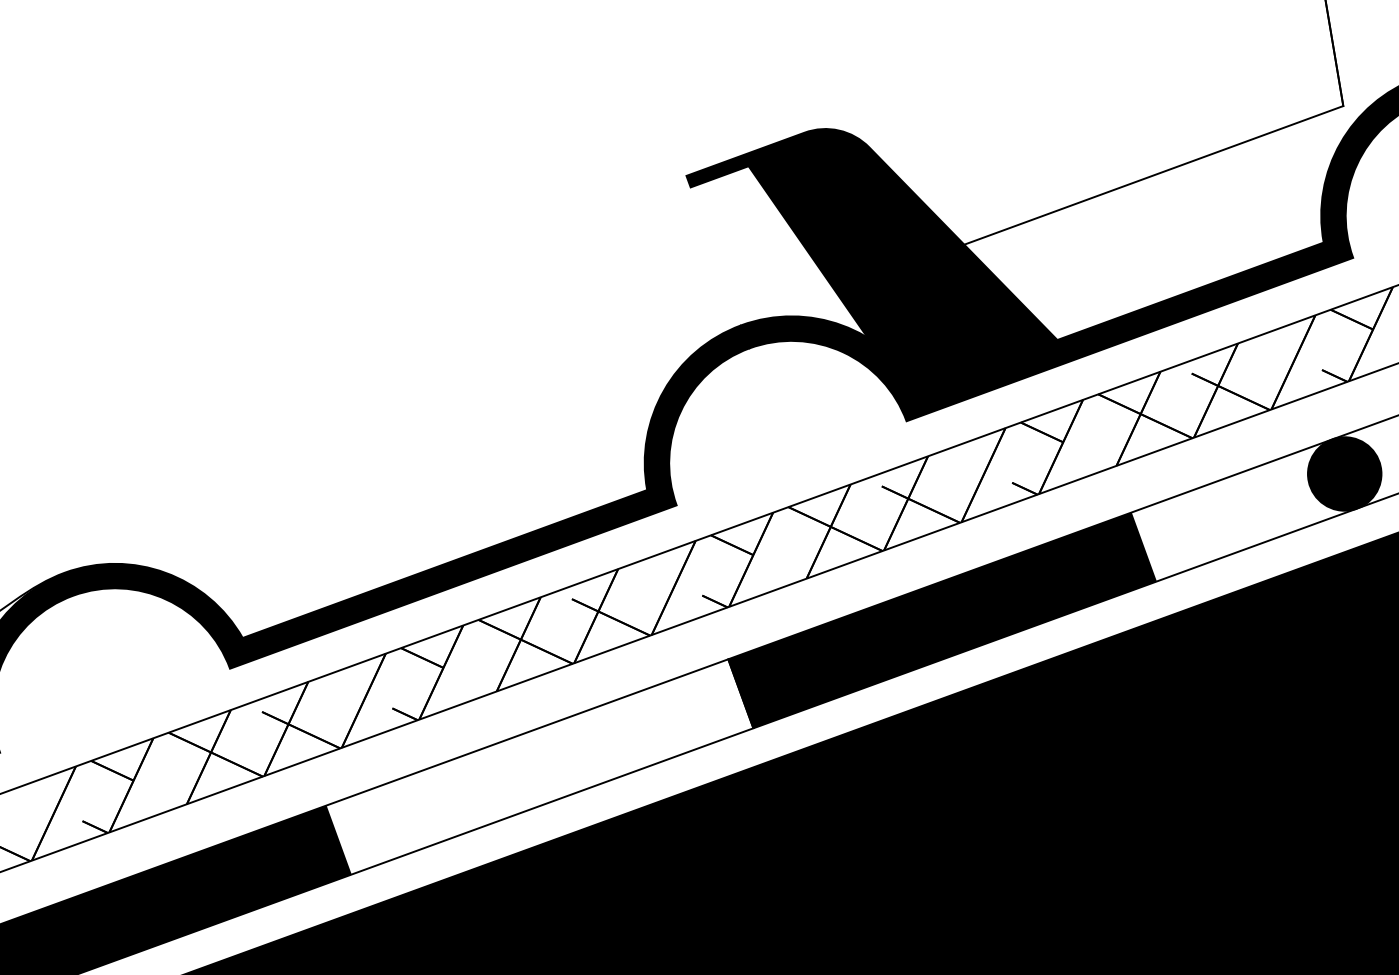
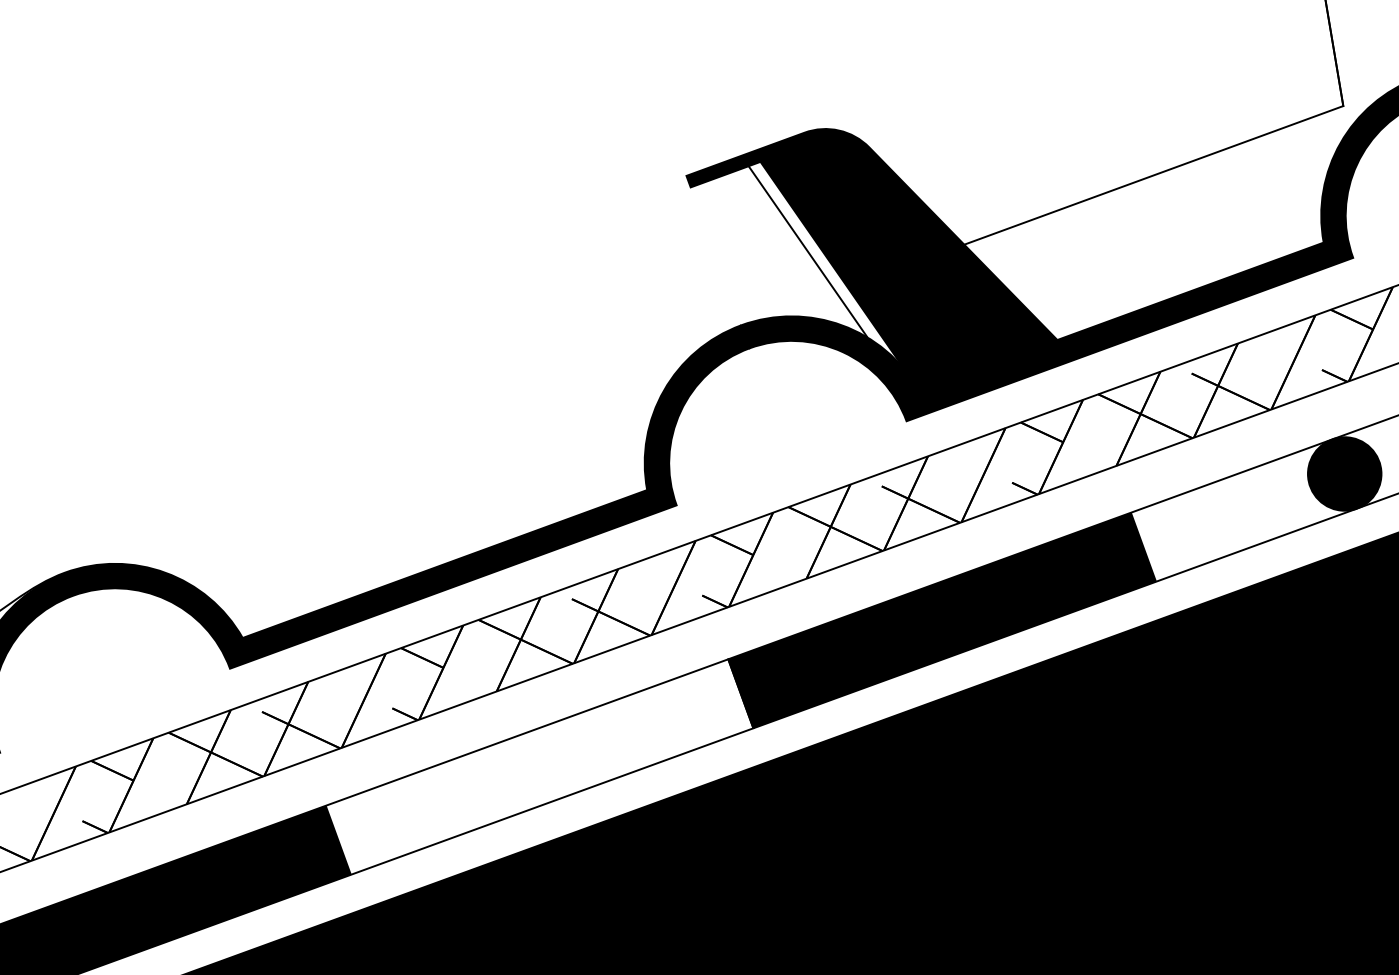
fill: present -> none (826, 265)
